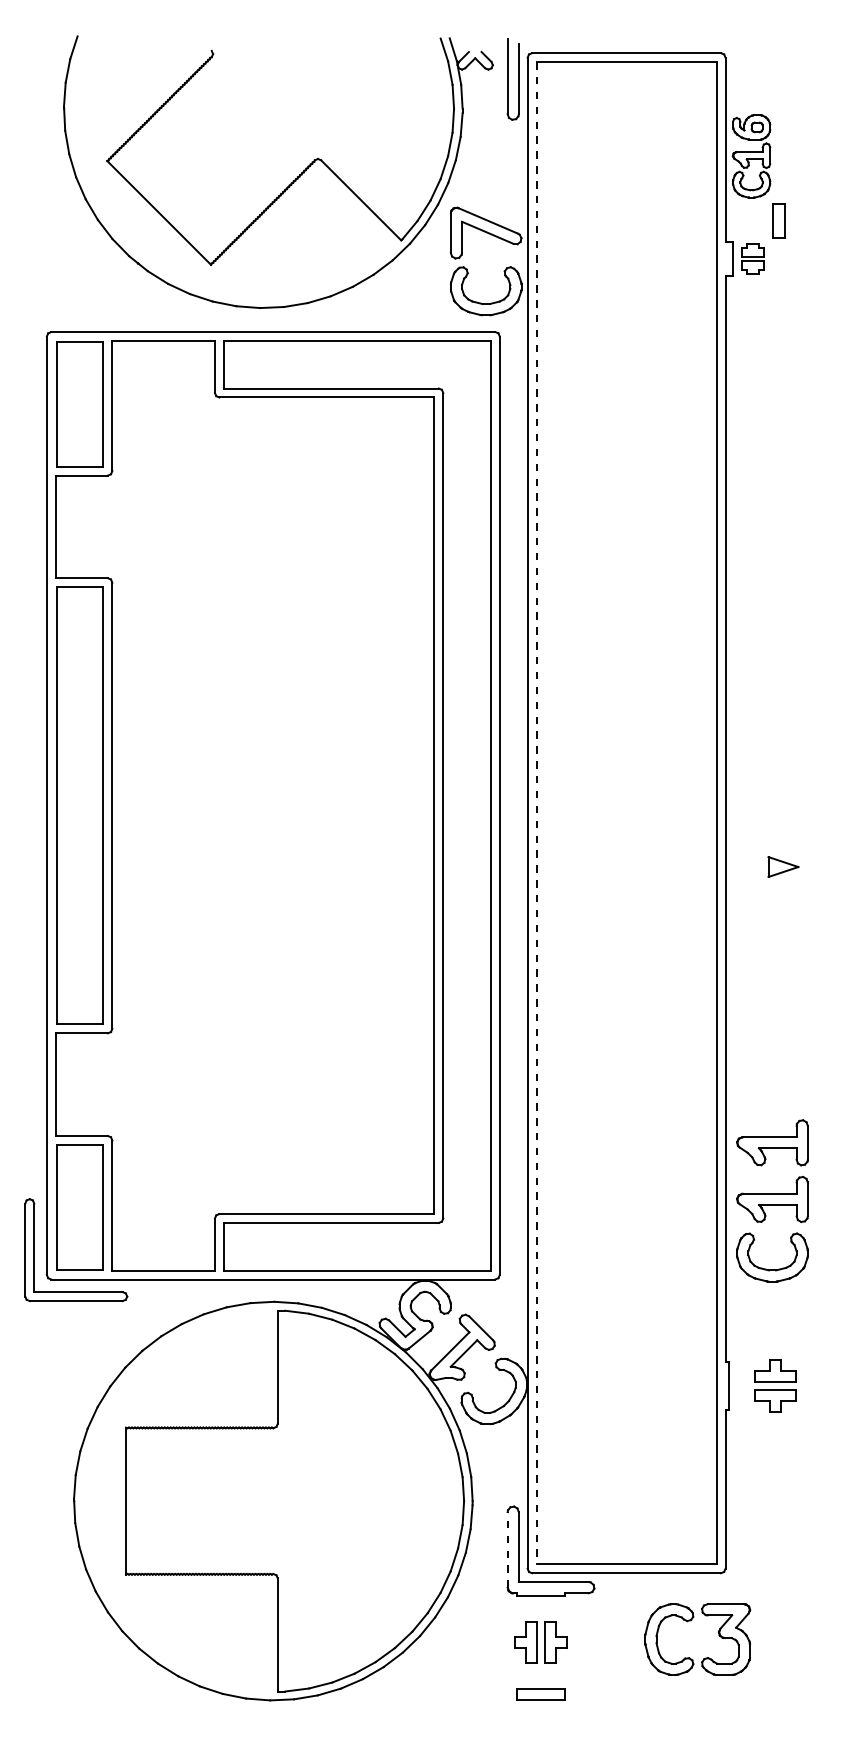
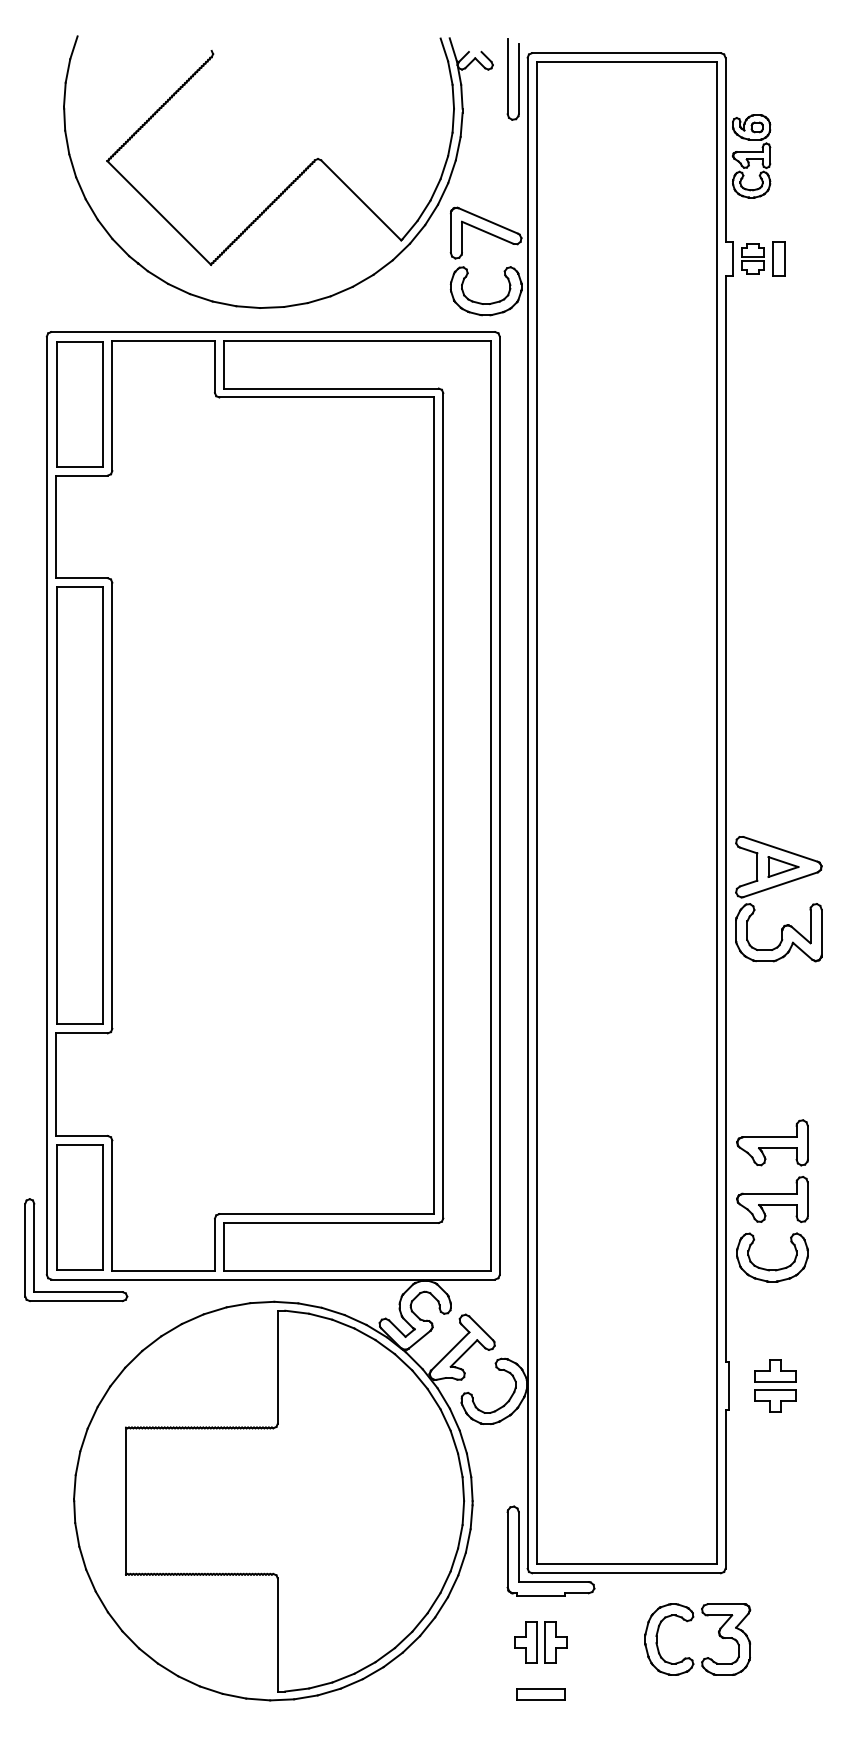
part position: (778, 220) -> (778, 258) (778, 258)
line: dashed -> solid (536, 813)
part: none -> present (773, 888)
line: dashed -> solid (507, 1549)
